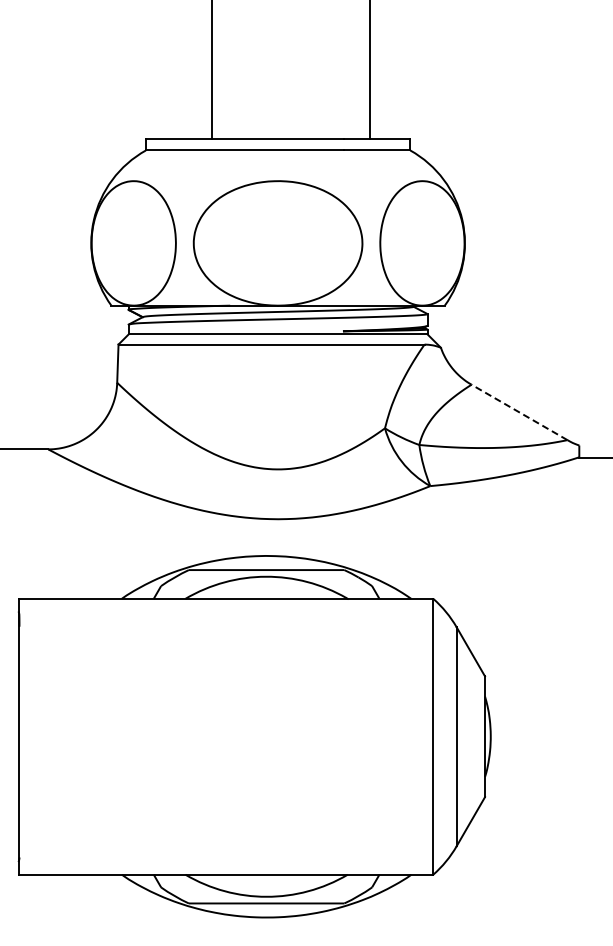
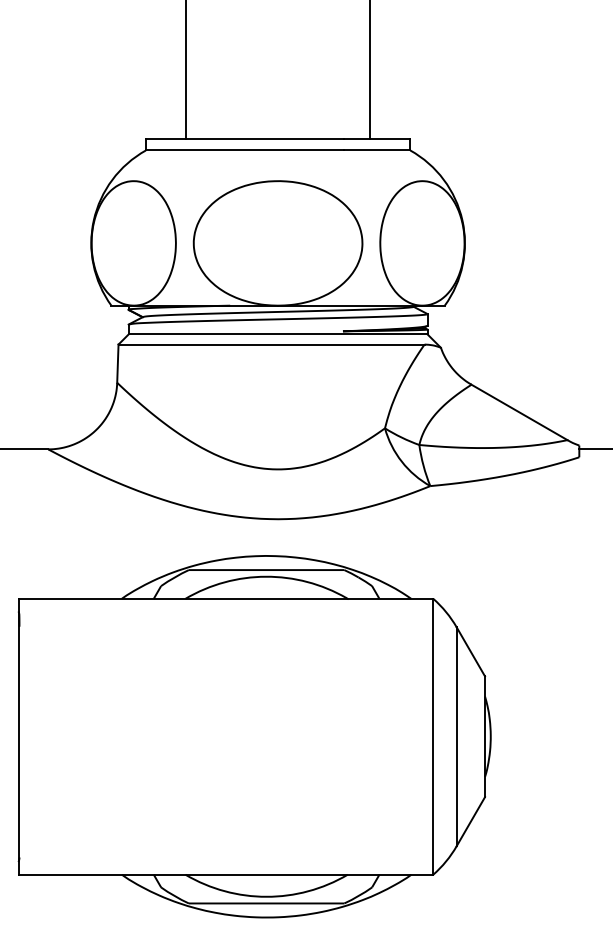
line position: (212, 70) -> (186, 70) (186, 70)
line: dashed -> solid (519, 412)
line position: (594, 458) -> (594, 449) (594, 449)
